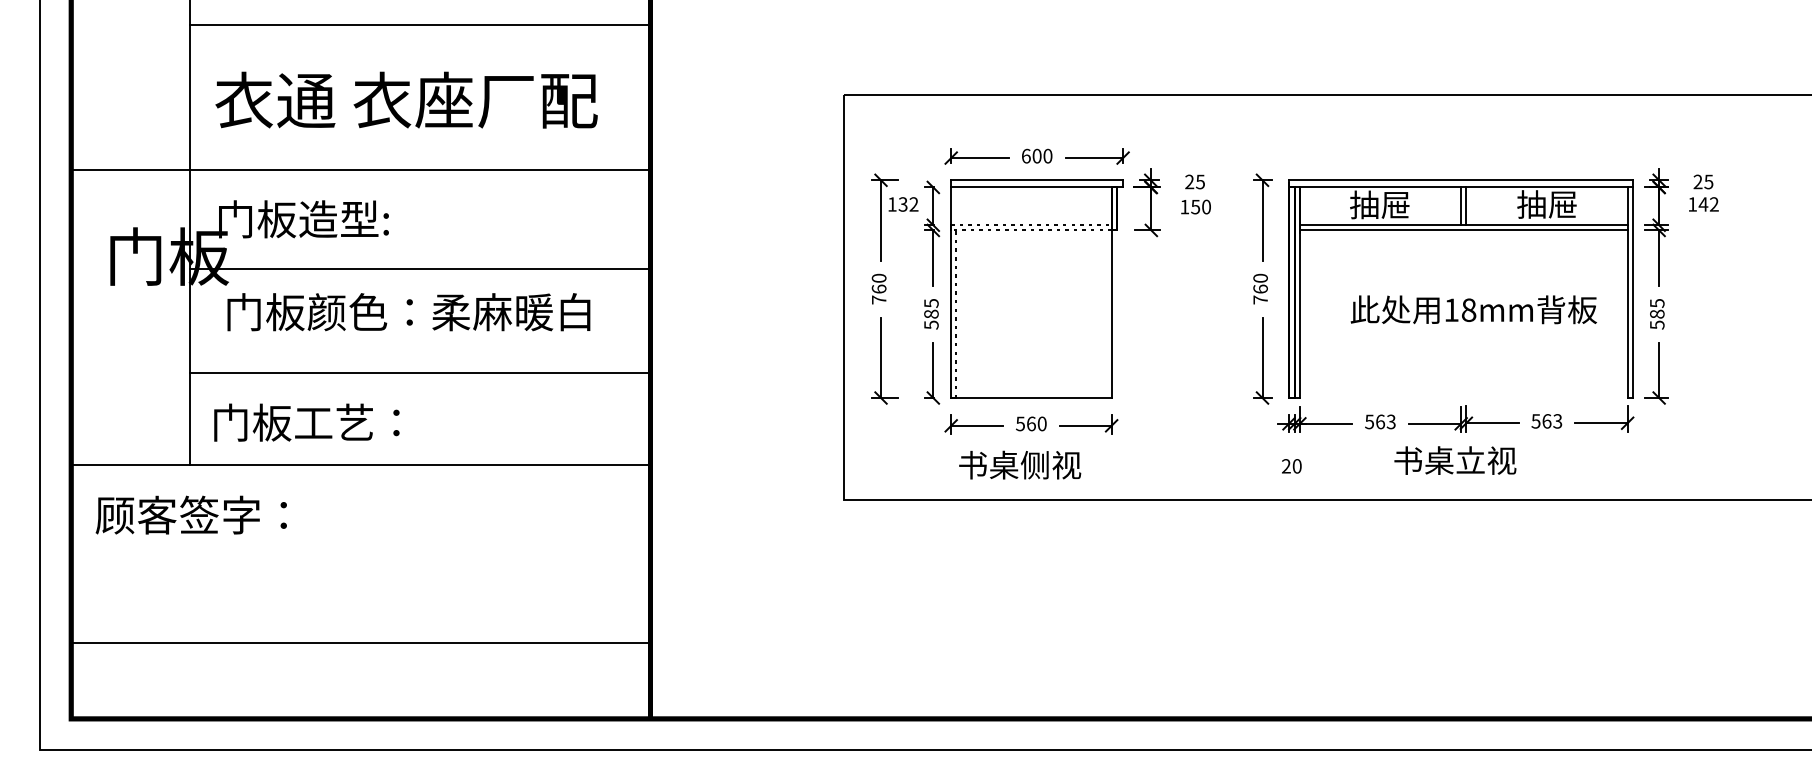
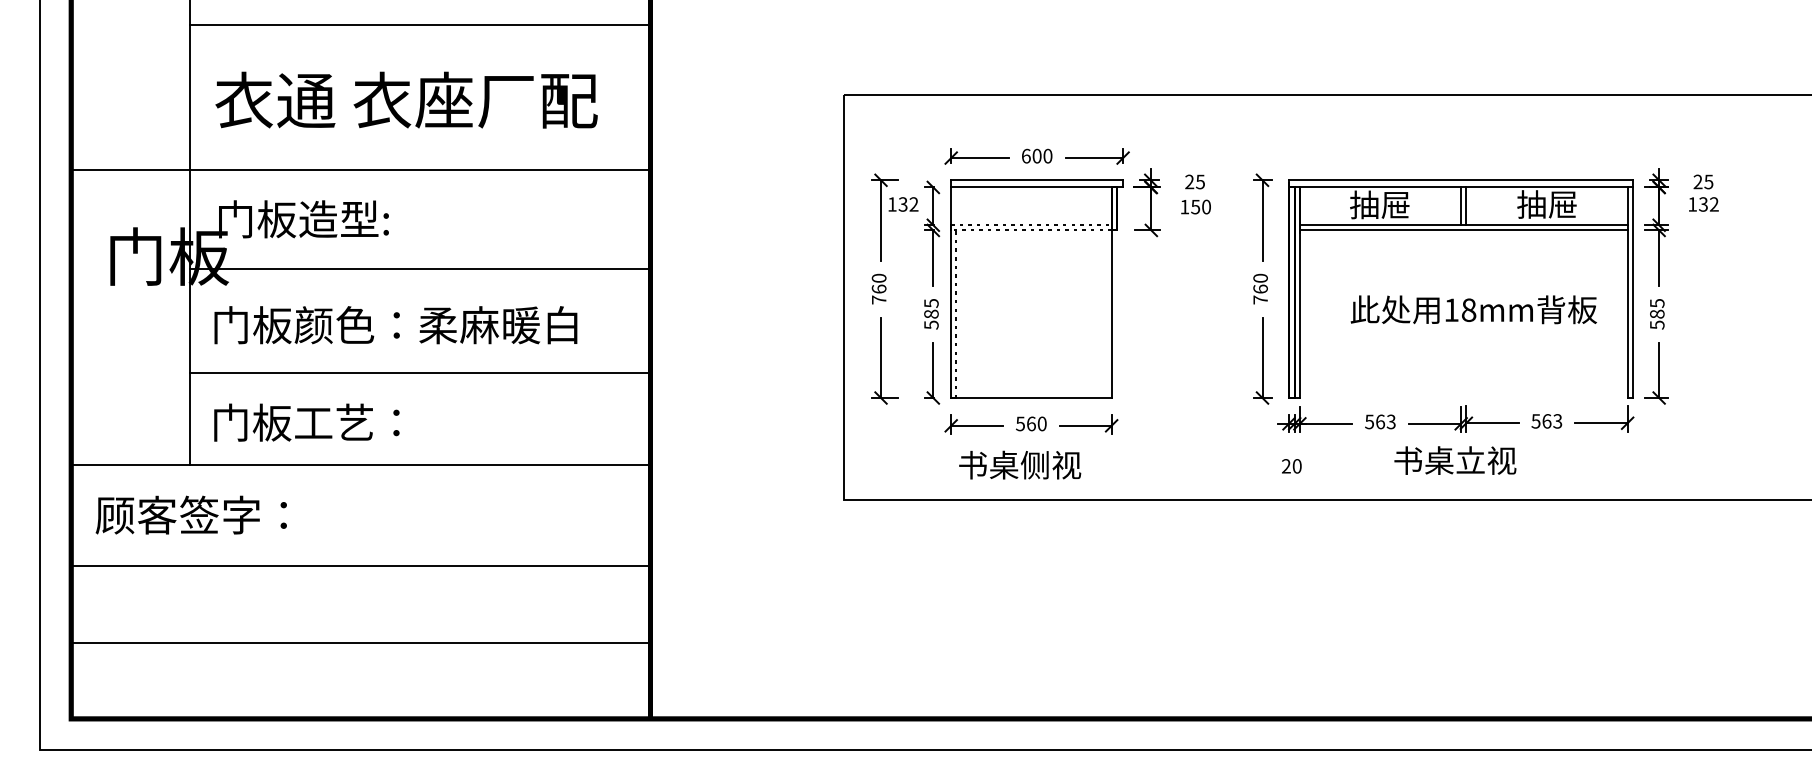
text: 142 -> 132 (1703, 204)
text position: (408, 312) -> (395, 325) (395, 325)
line: none -> present (360, 565)
